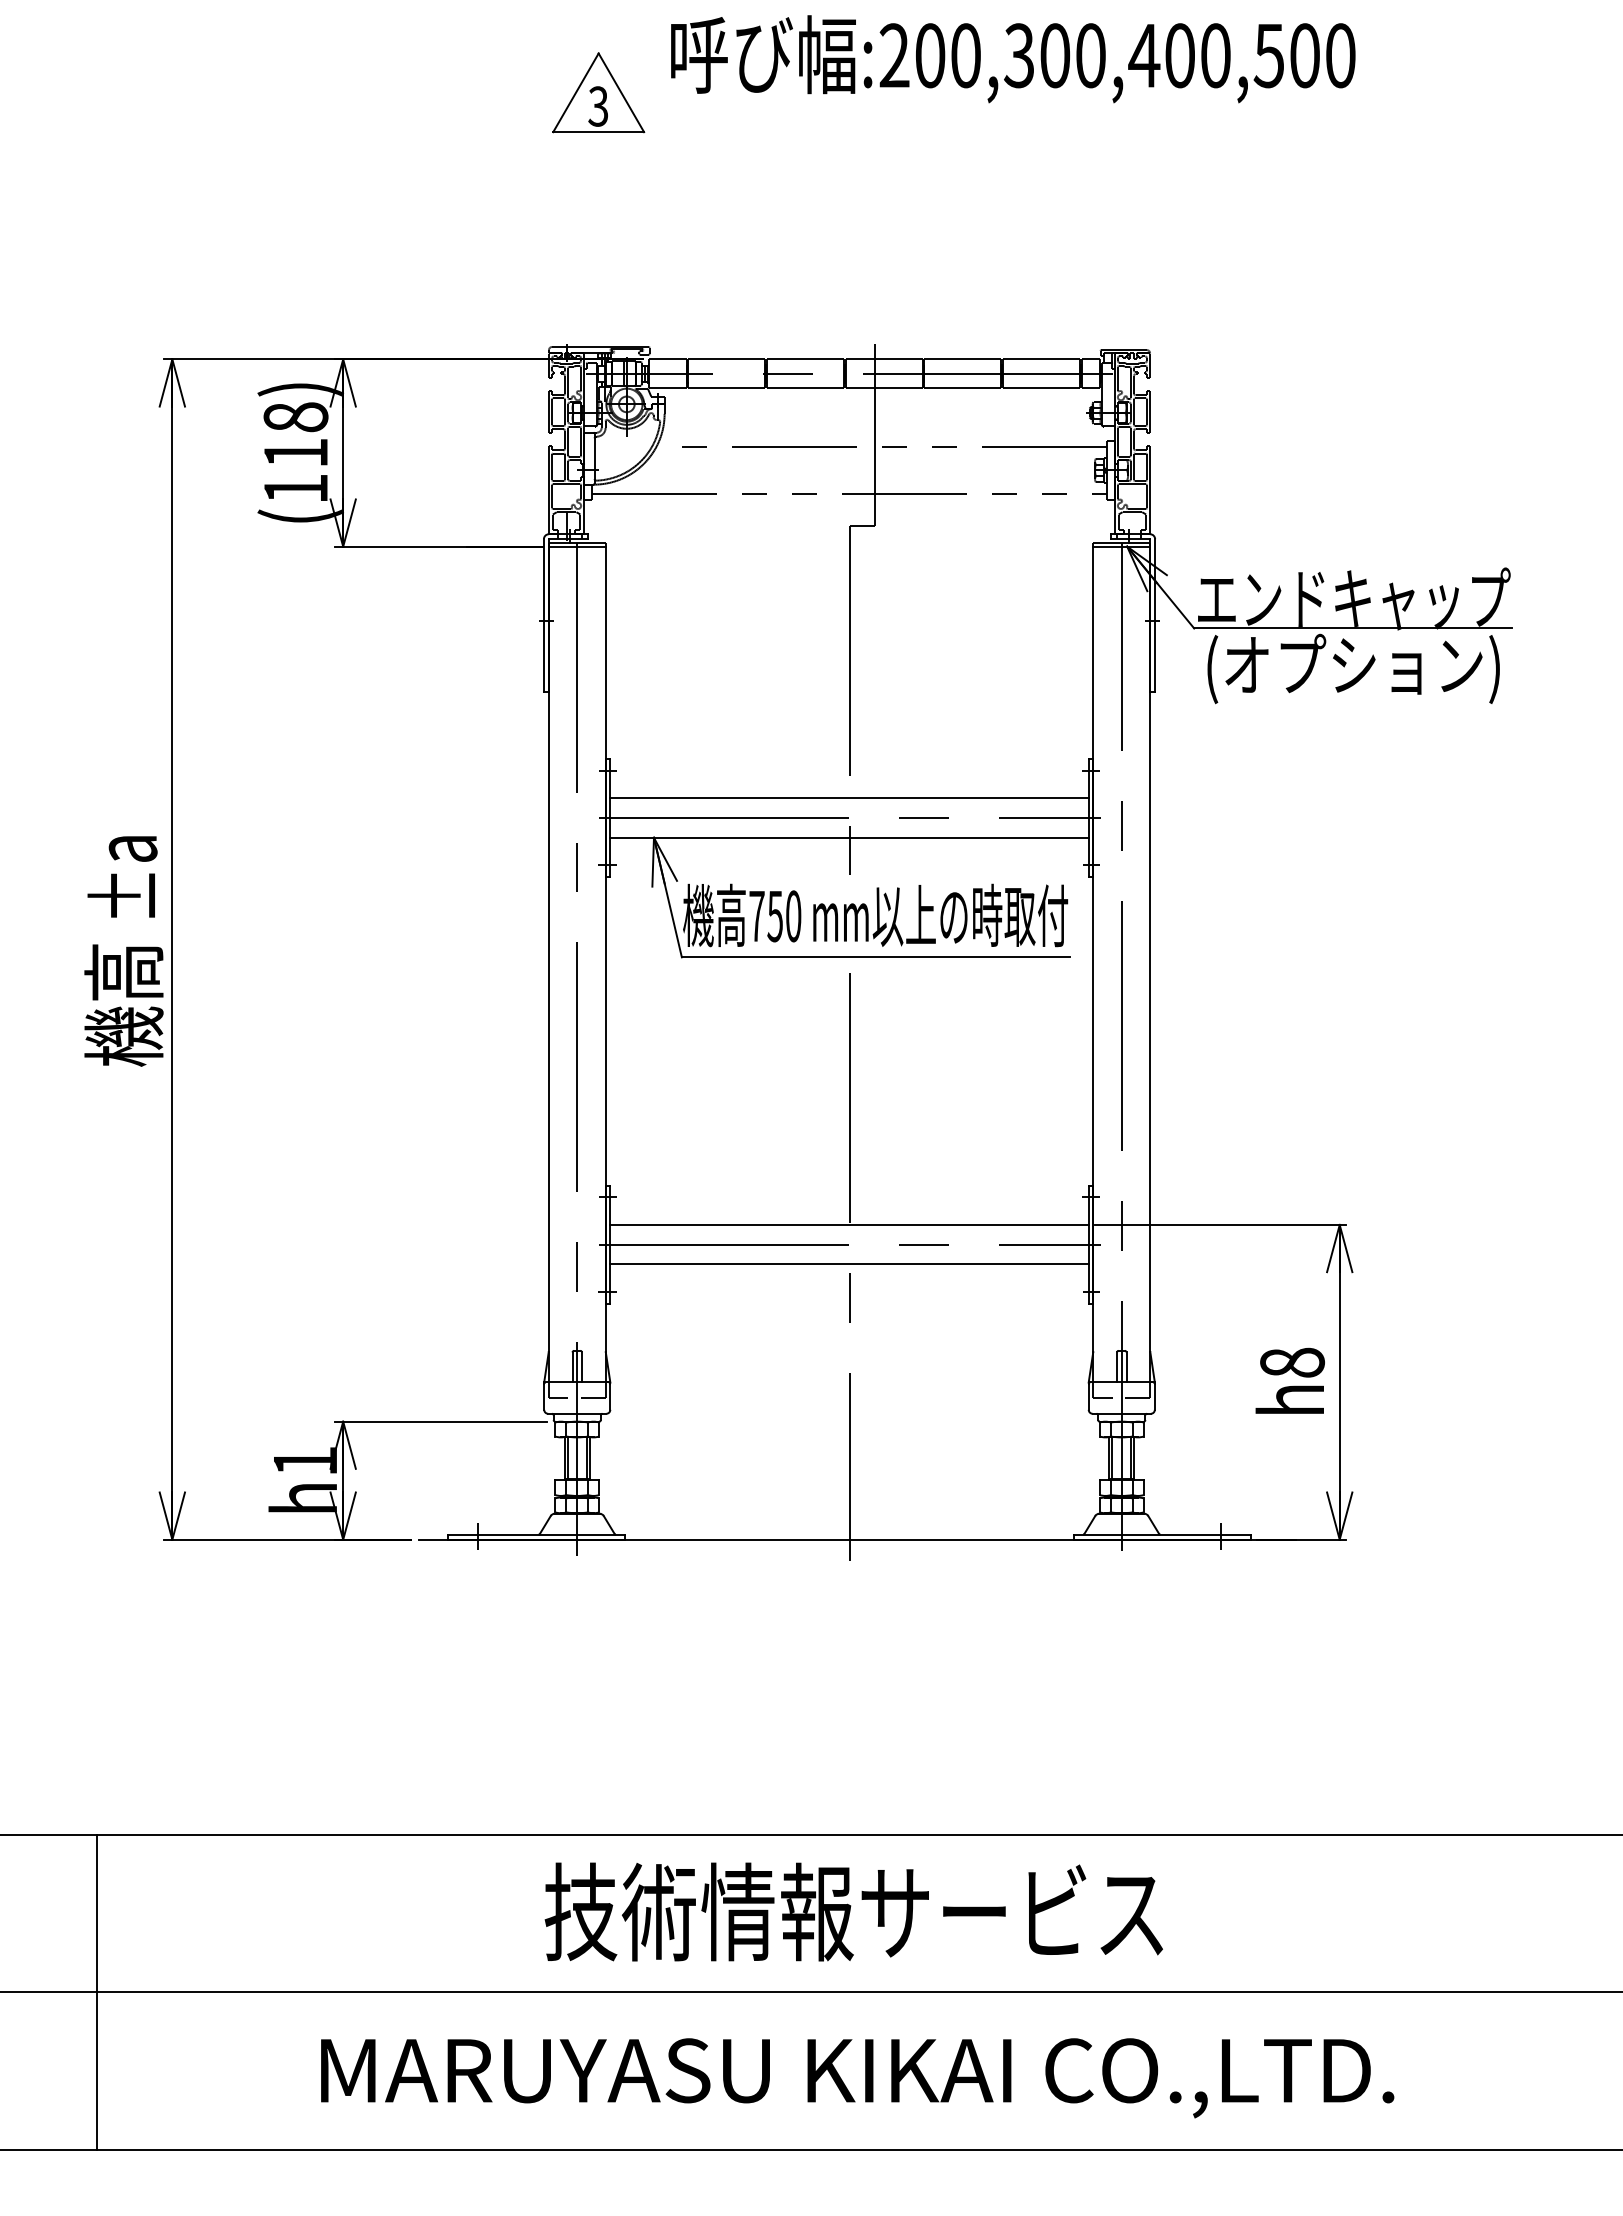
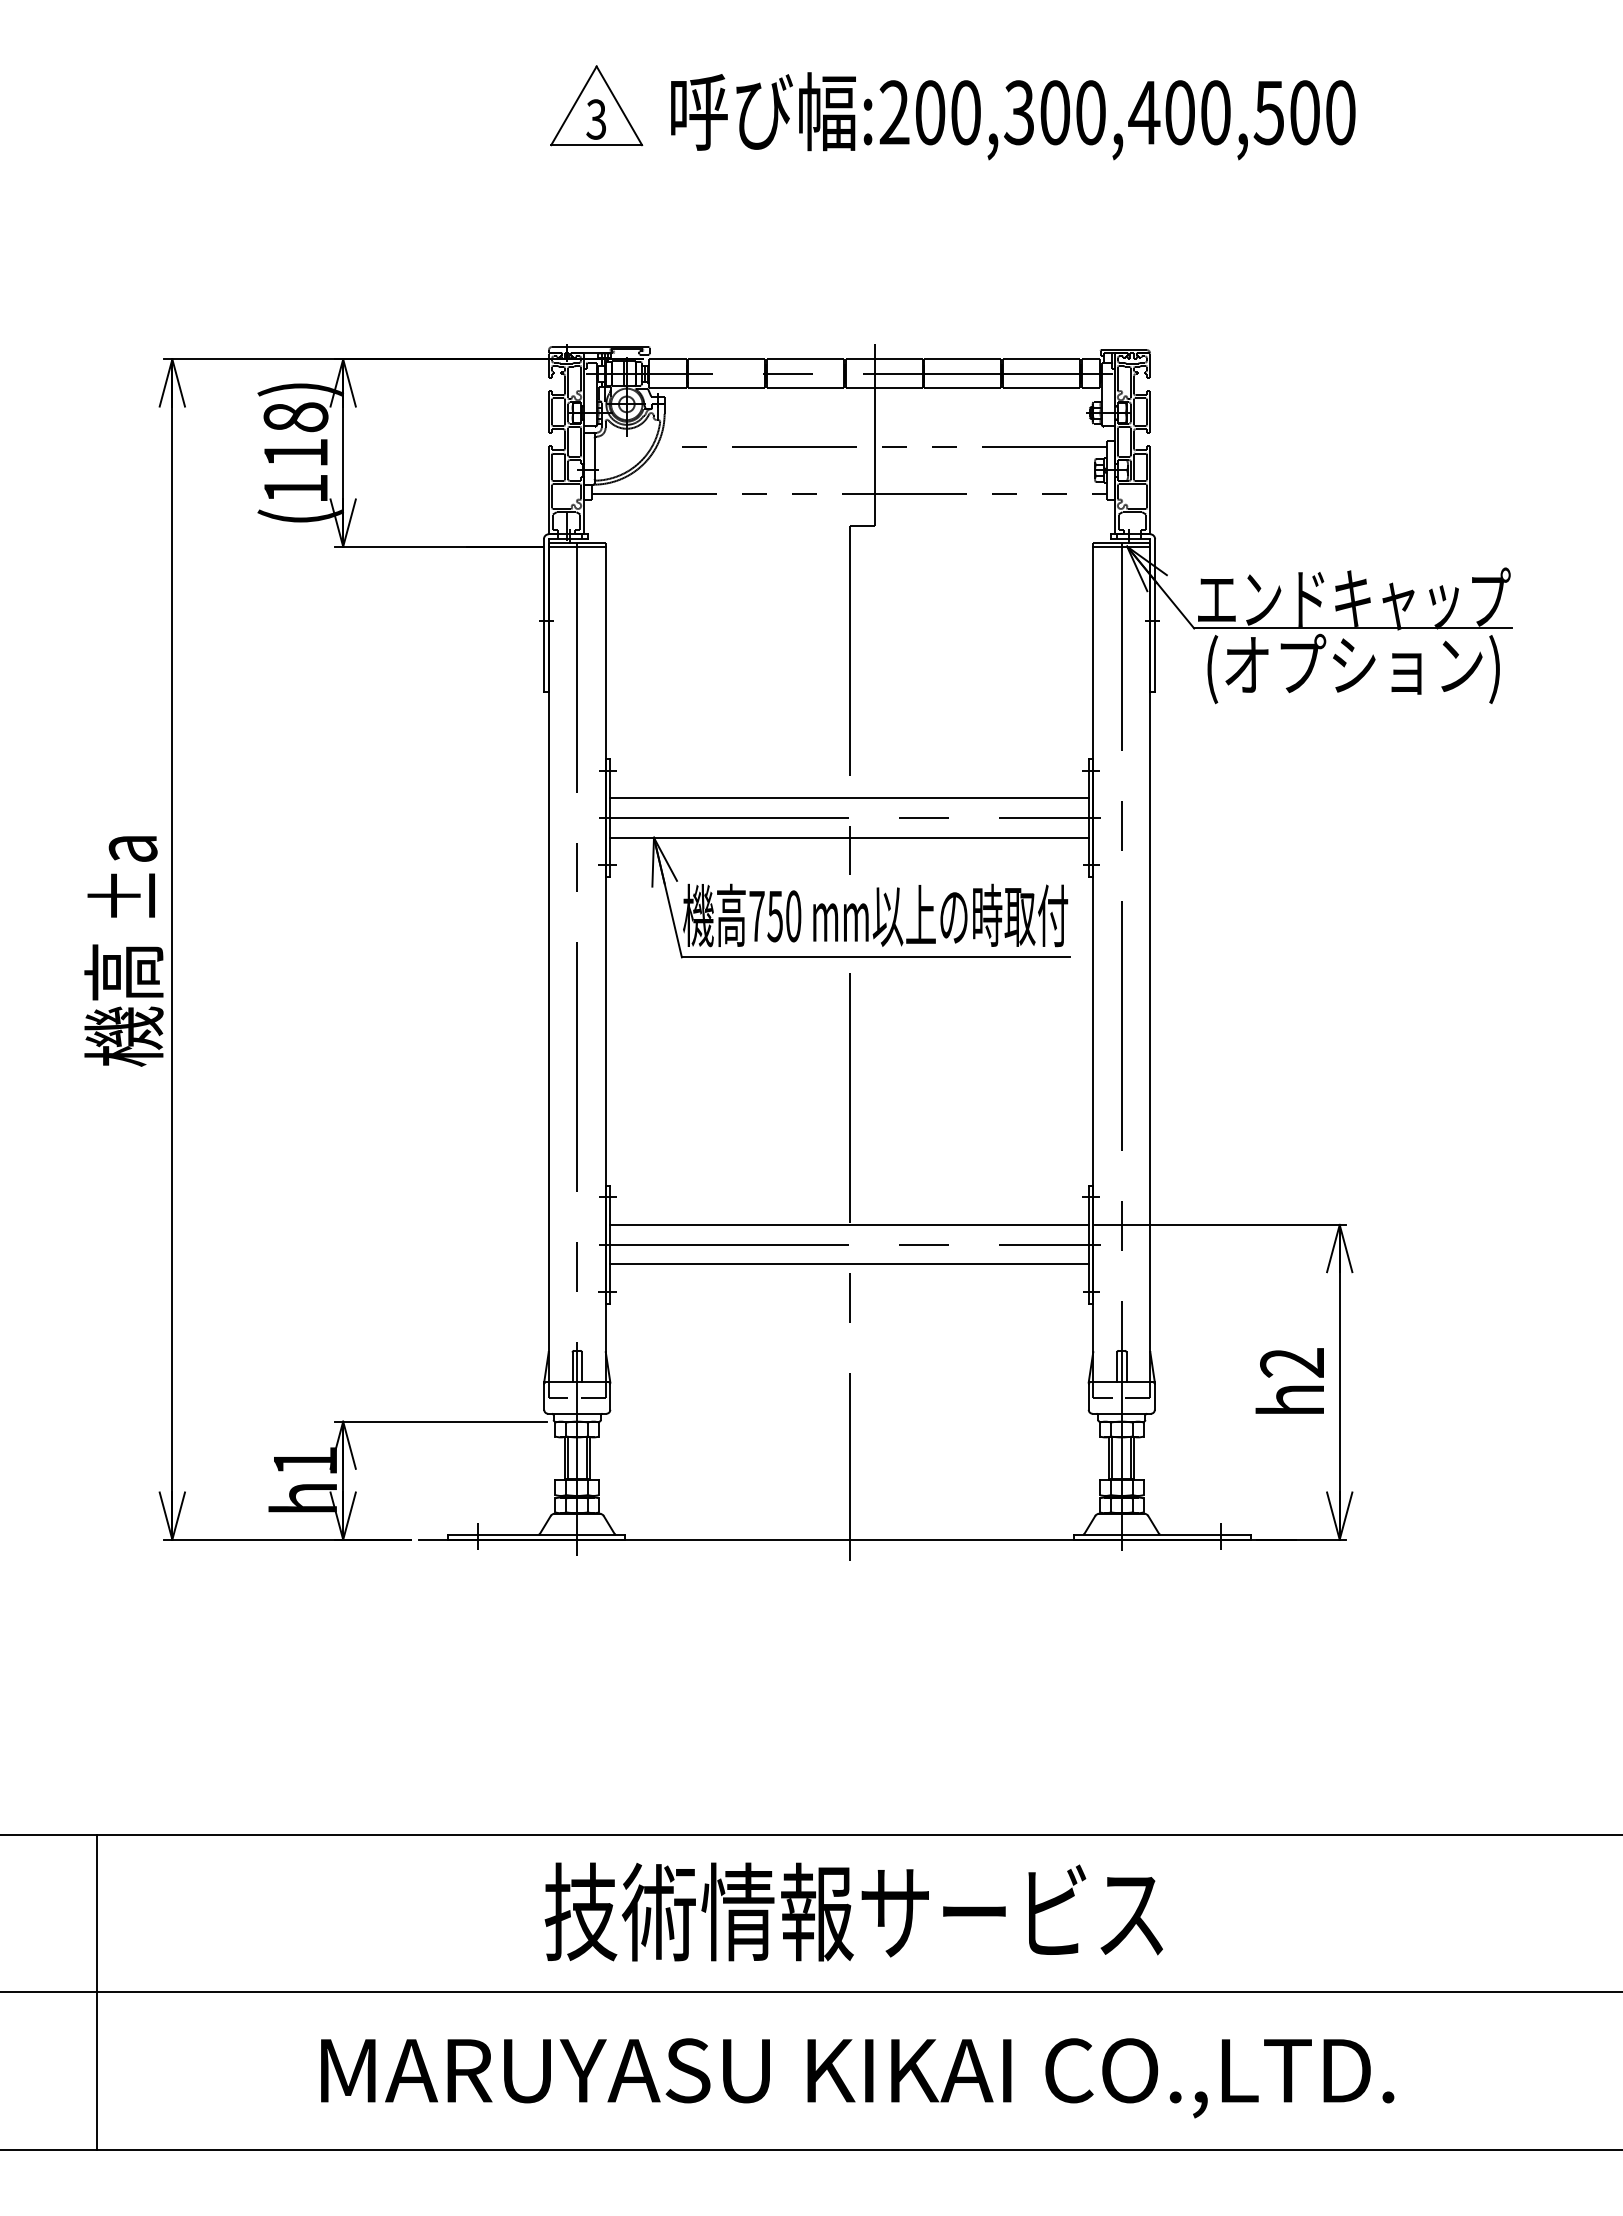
text position: (1013, 59) -> (1013, 116) (1013, 116)
part position: (598, 92) -> (596, 105) (596, 105)
text: h8 -> h2 (1292, 1362)
